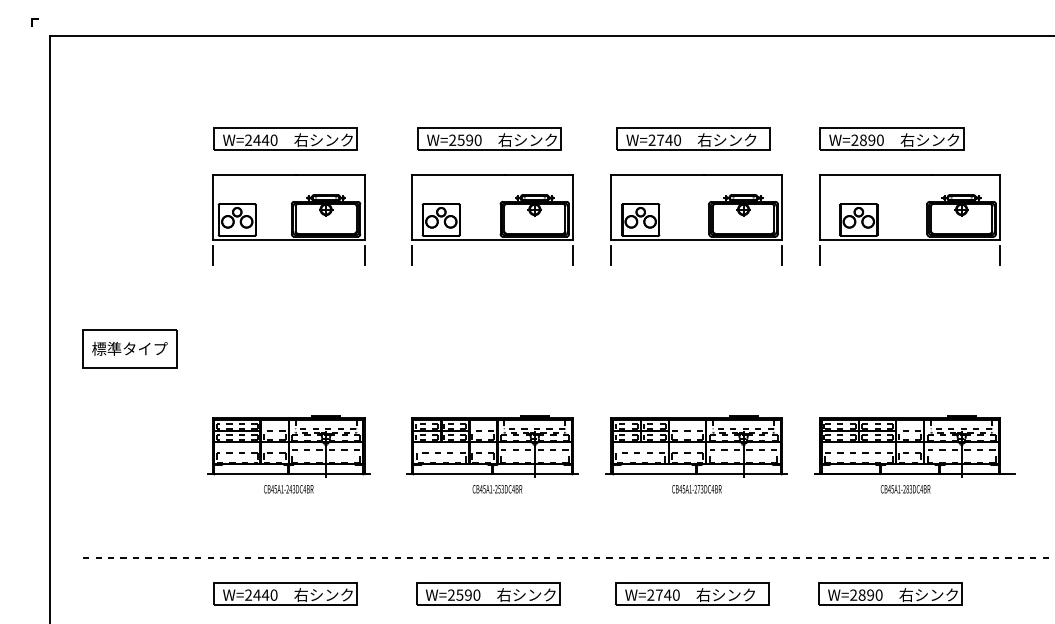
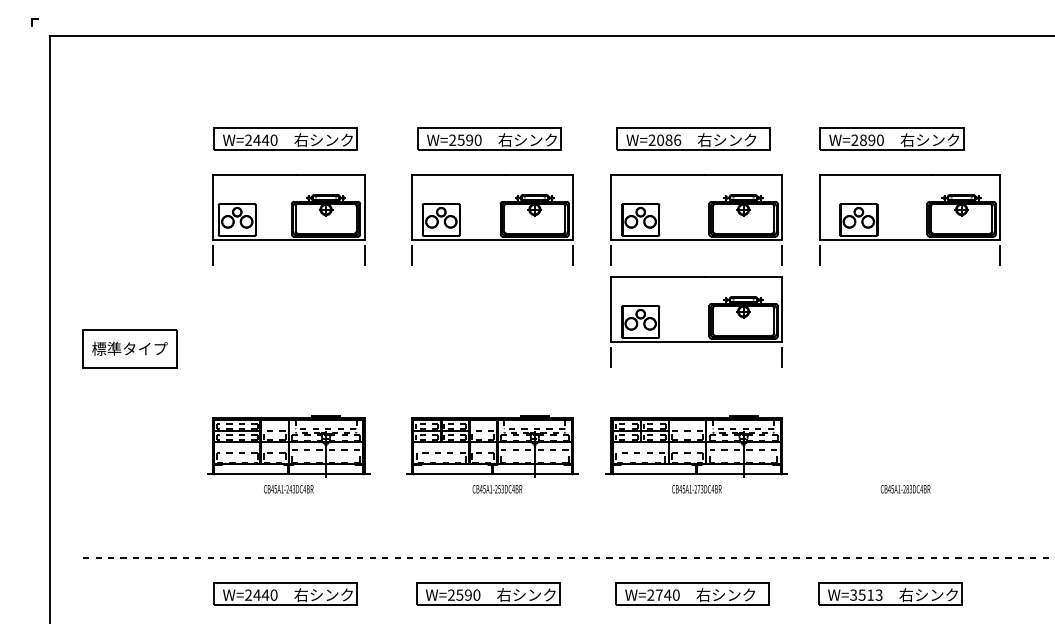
text: W=2740 -> W=2086 (669, 140)
part: none -> present (696, 321)
part: present -> none (914, 446)
text: W=2890 -> W=3513 (866, 594)
